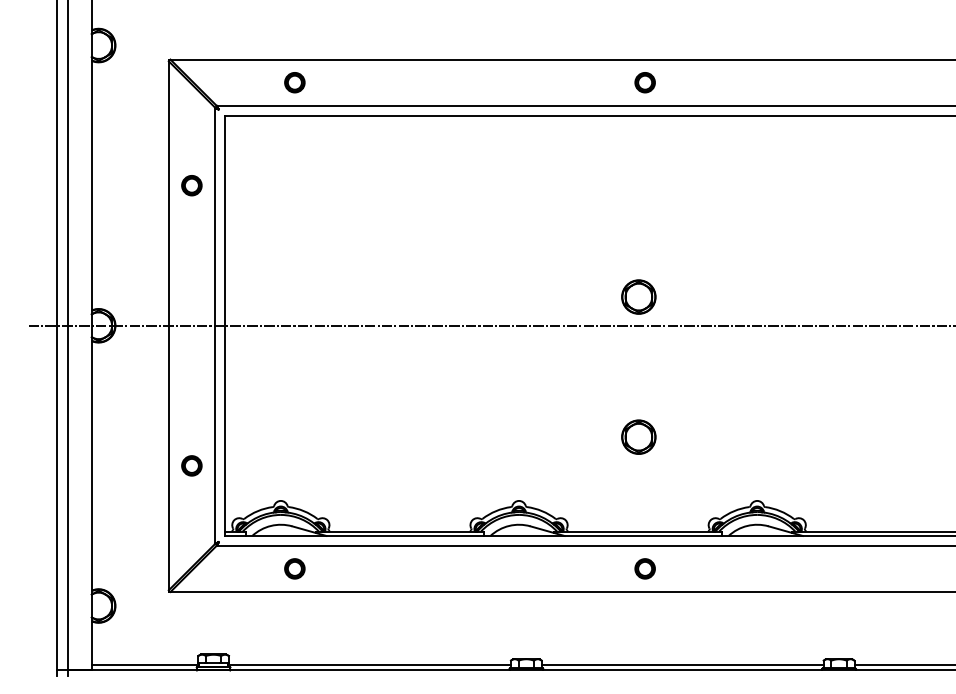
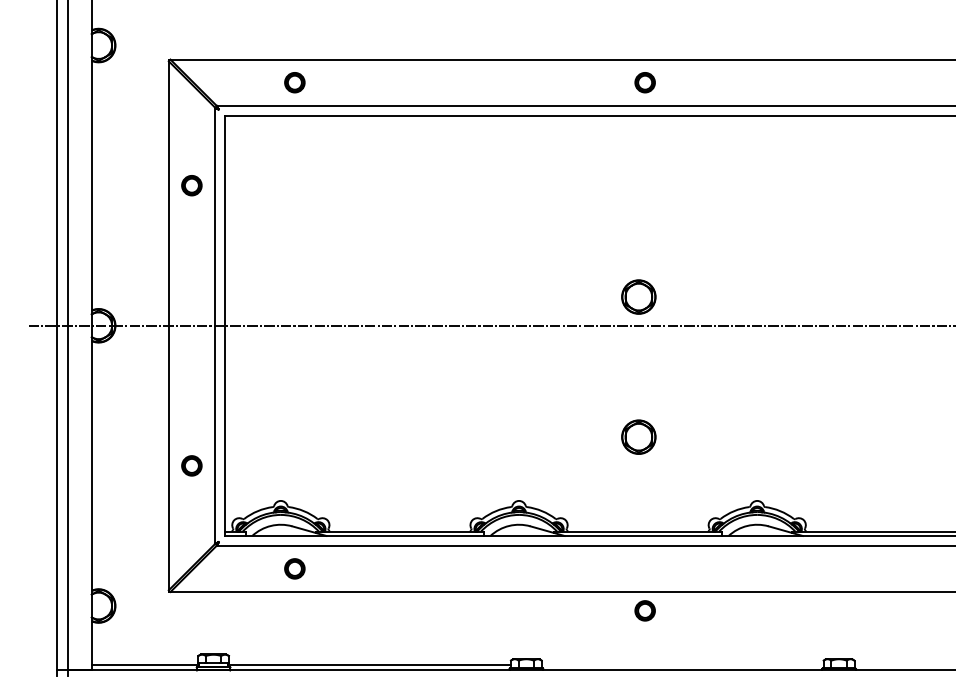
part position: (644, 568) -> (644, 610) (644, 610)
line: present -> none (682, 664)
line: present -> none (903, 664)
